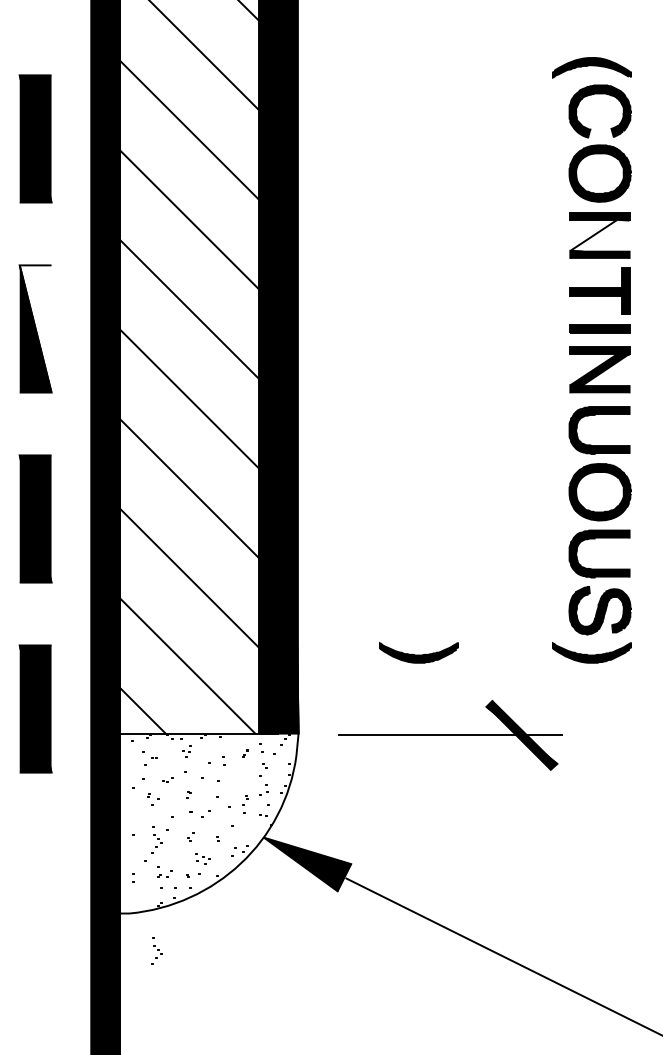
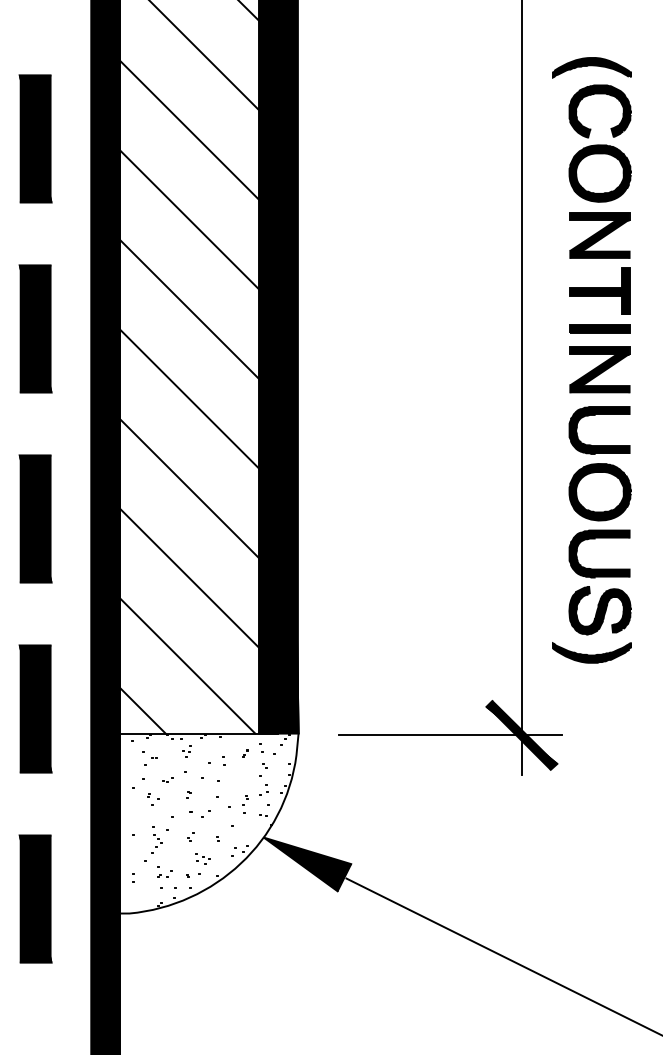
fill: none -> present (599, 235)
fill: none -> present (35, 328)
line: none -> present (521, 388)
part: present -> none (418, 652)
part: none -> present (35, 898)
part: present -> none (156, 950)
